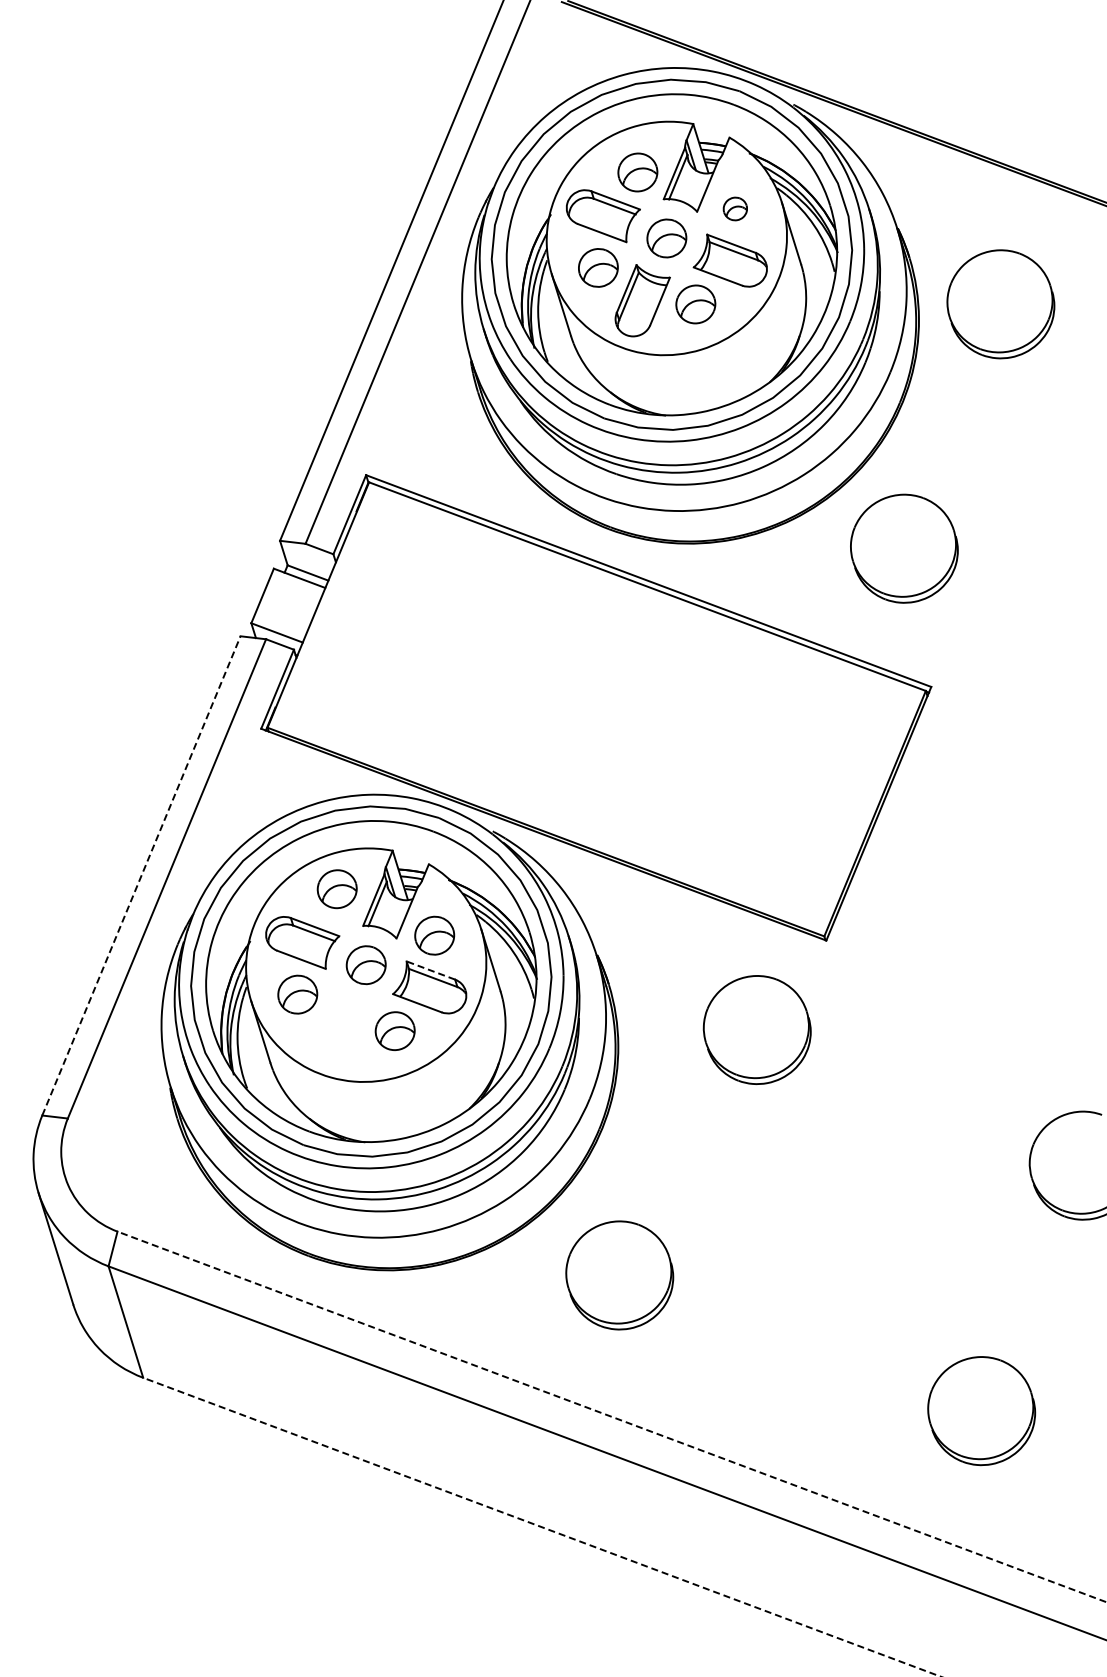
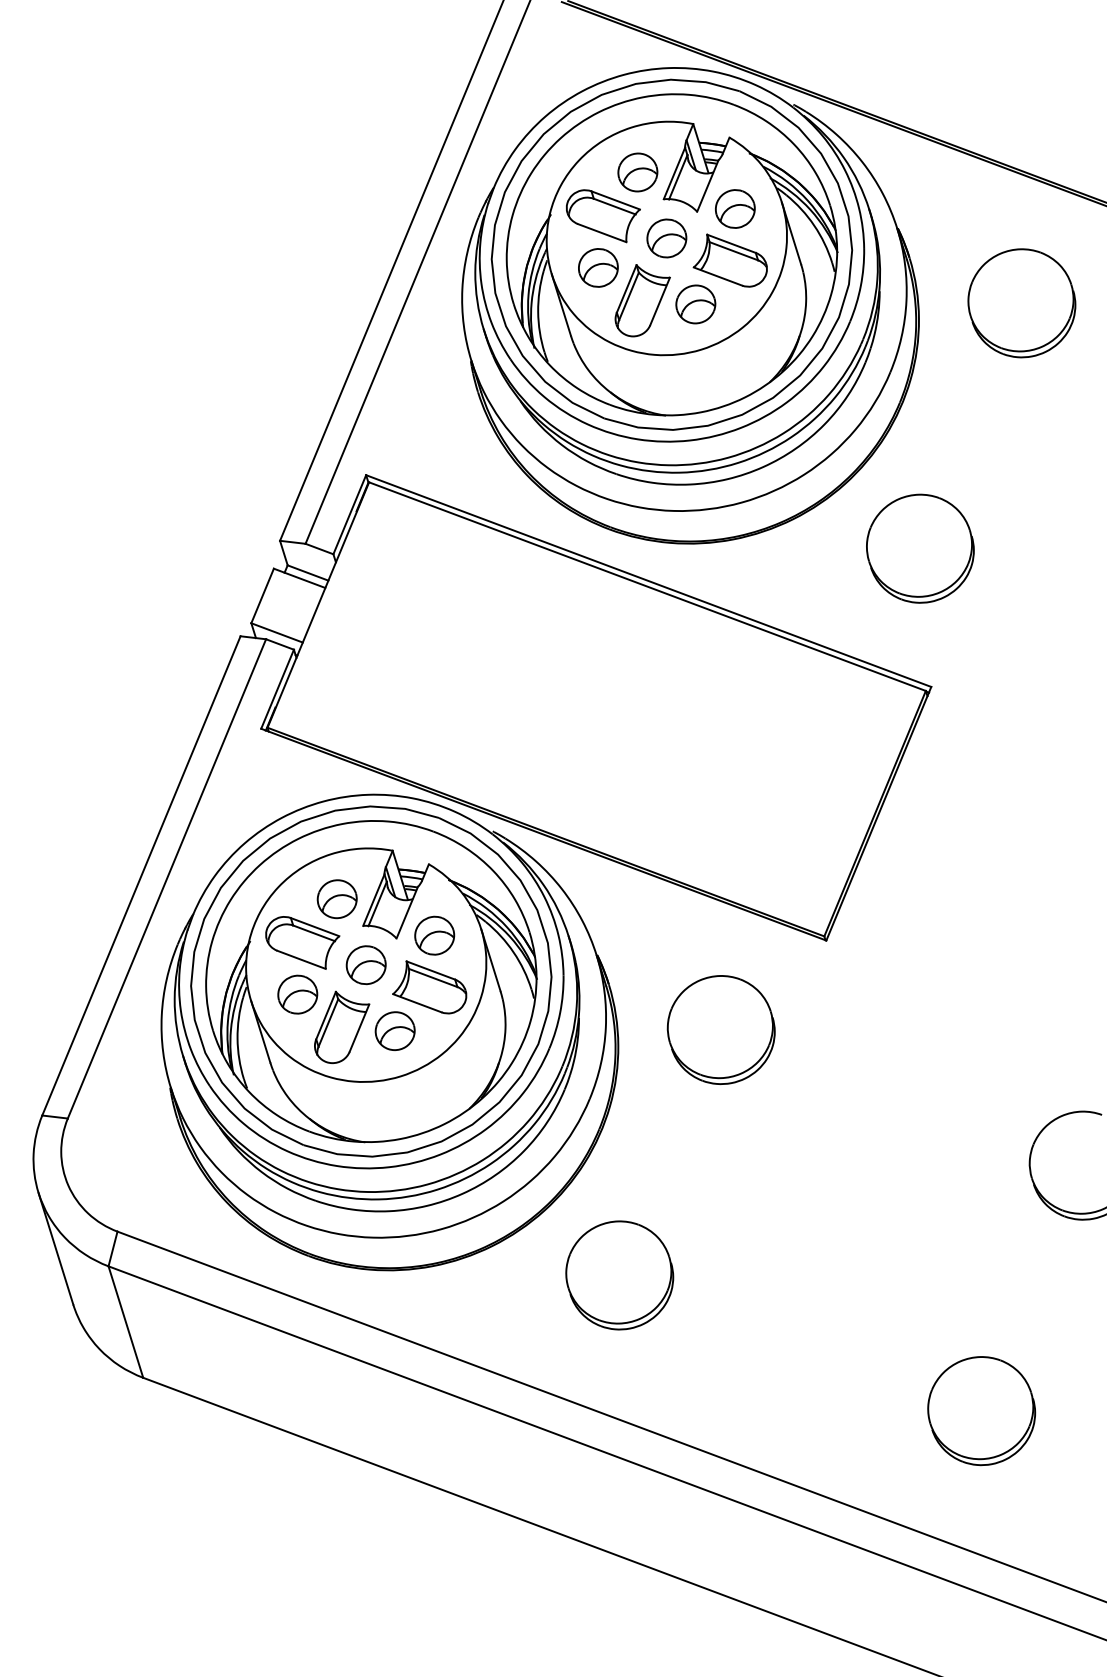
part size: 26x26 px -> 41x40 px (735, 208)
part position: (1000, 304) -> (1021, 303) (1021, 303)
part position: (904, 548) -> (920, 548) (920, 548)
line: dashed -> solid (141, 875)
part position: (336, 889) -> (336, 899) (336, 899)
line: dashed -> solid (430, 970)
part: none -> present (342, 1027)
part position: (756, 1029) -> (720, 1029) (720, 1029)
line: dashed -> solid (611, 1416)
line: dashed -> solid (542, 1527)
